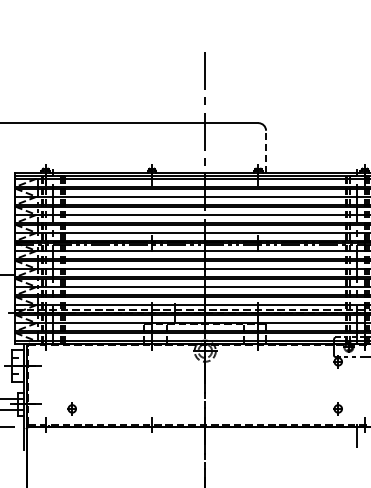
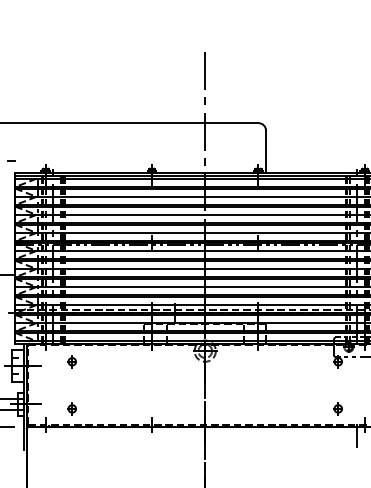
line: dashed -> solid (266, 151)
line: none -> present (11, 160)
part: none -> present (71, 361)
